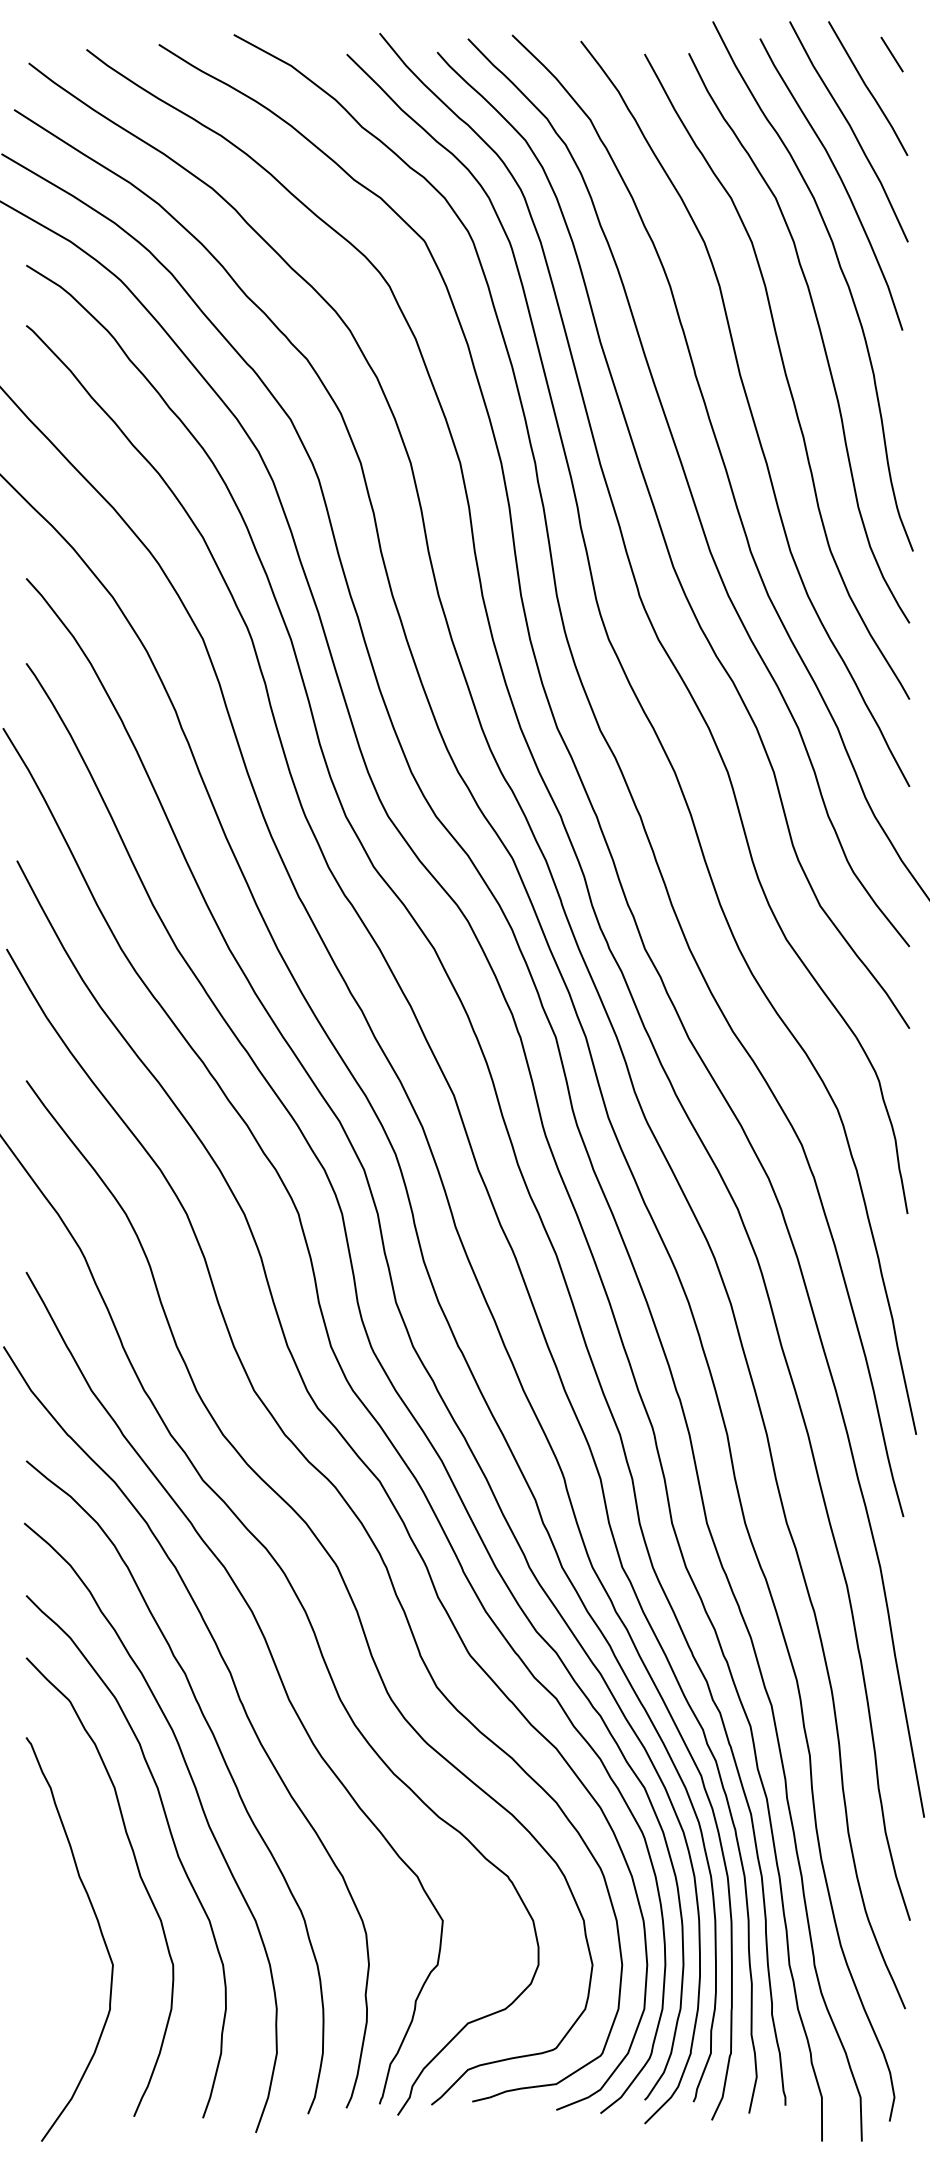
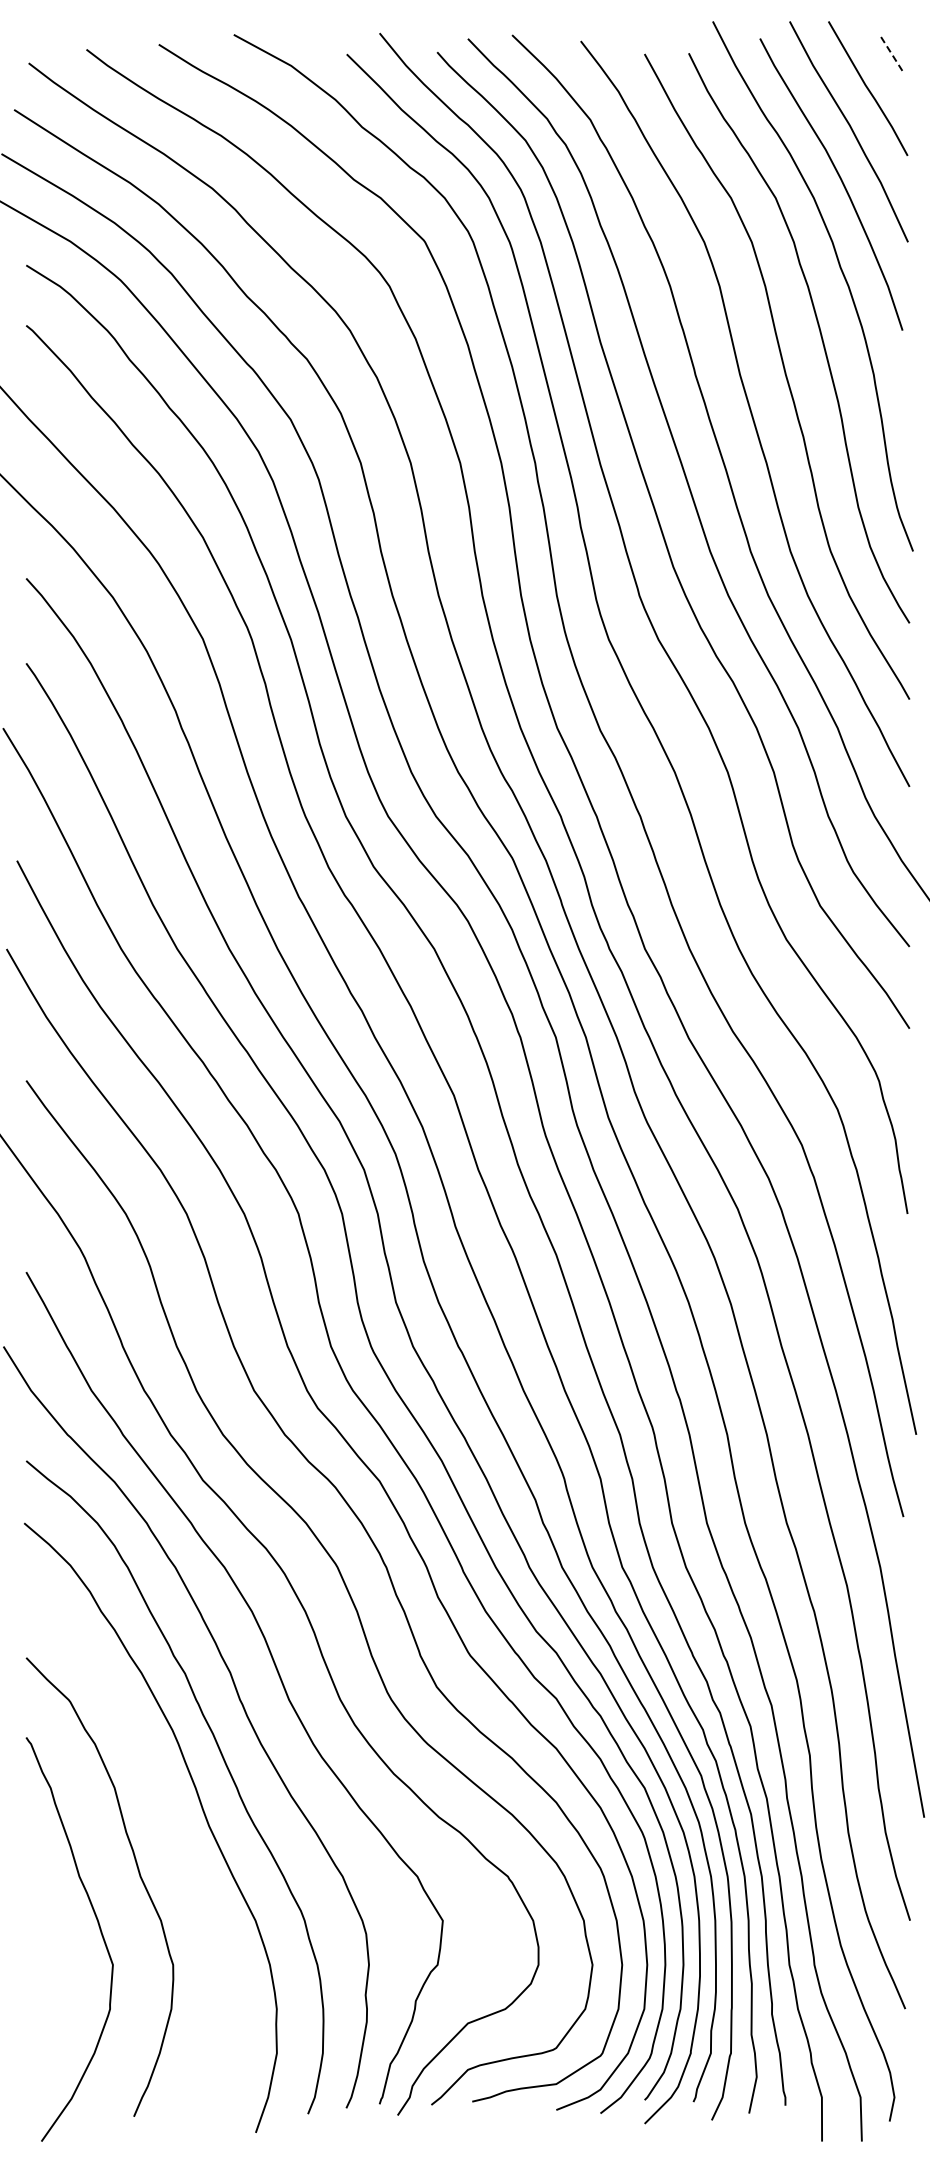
line: solid -> dashed (892, 54)
curve: present -> none (172, 1841)
